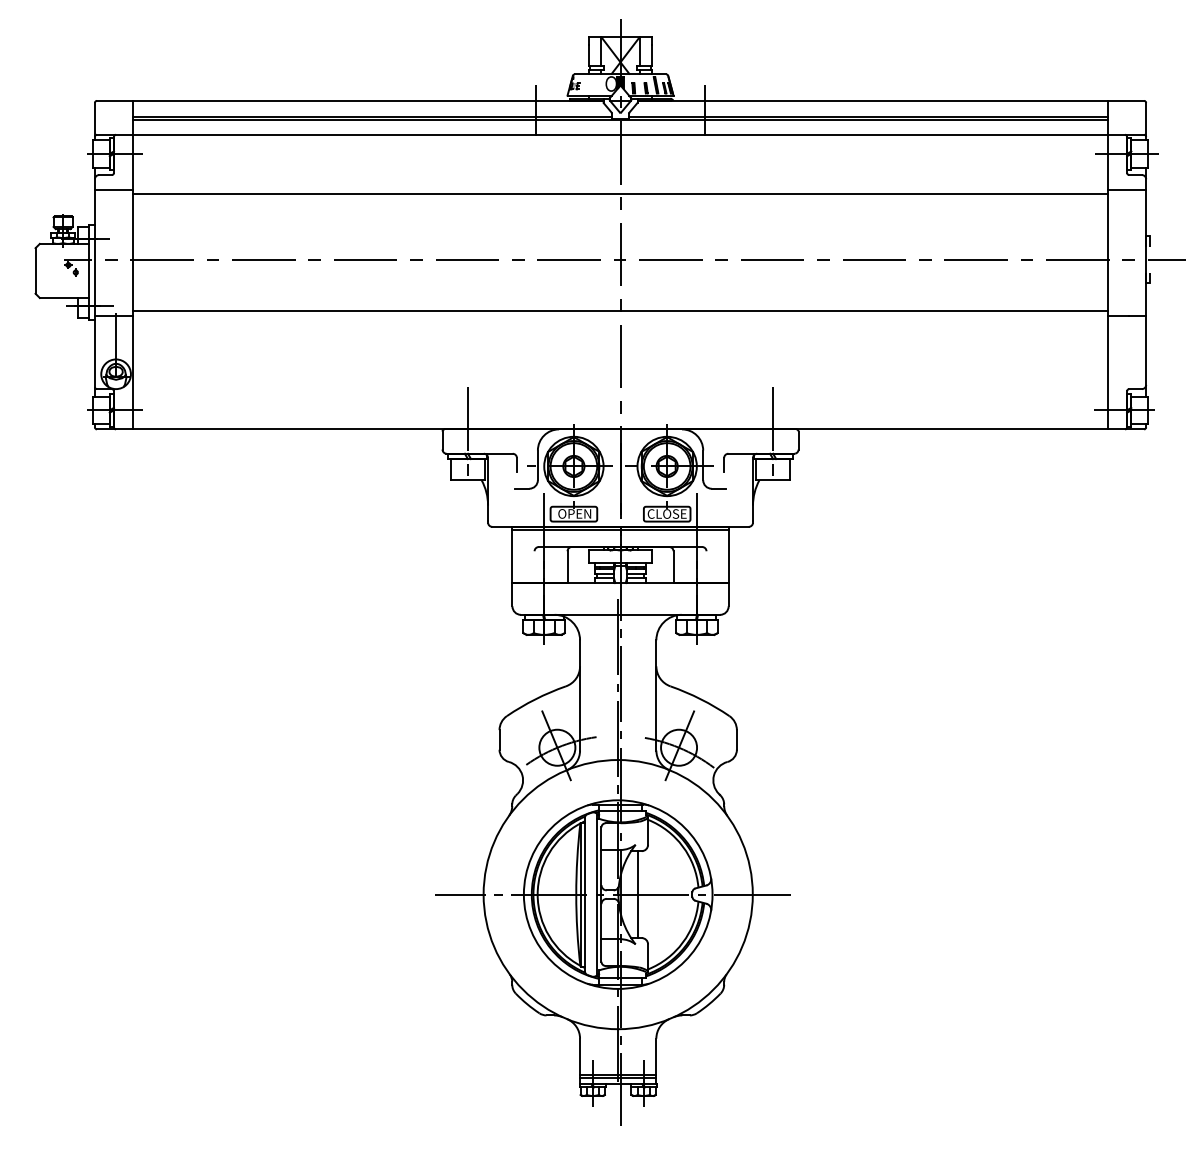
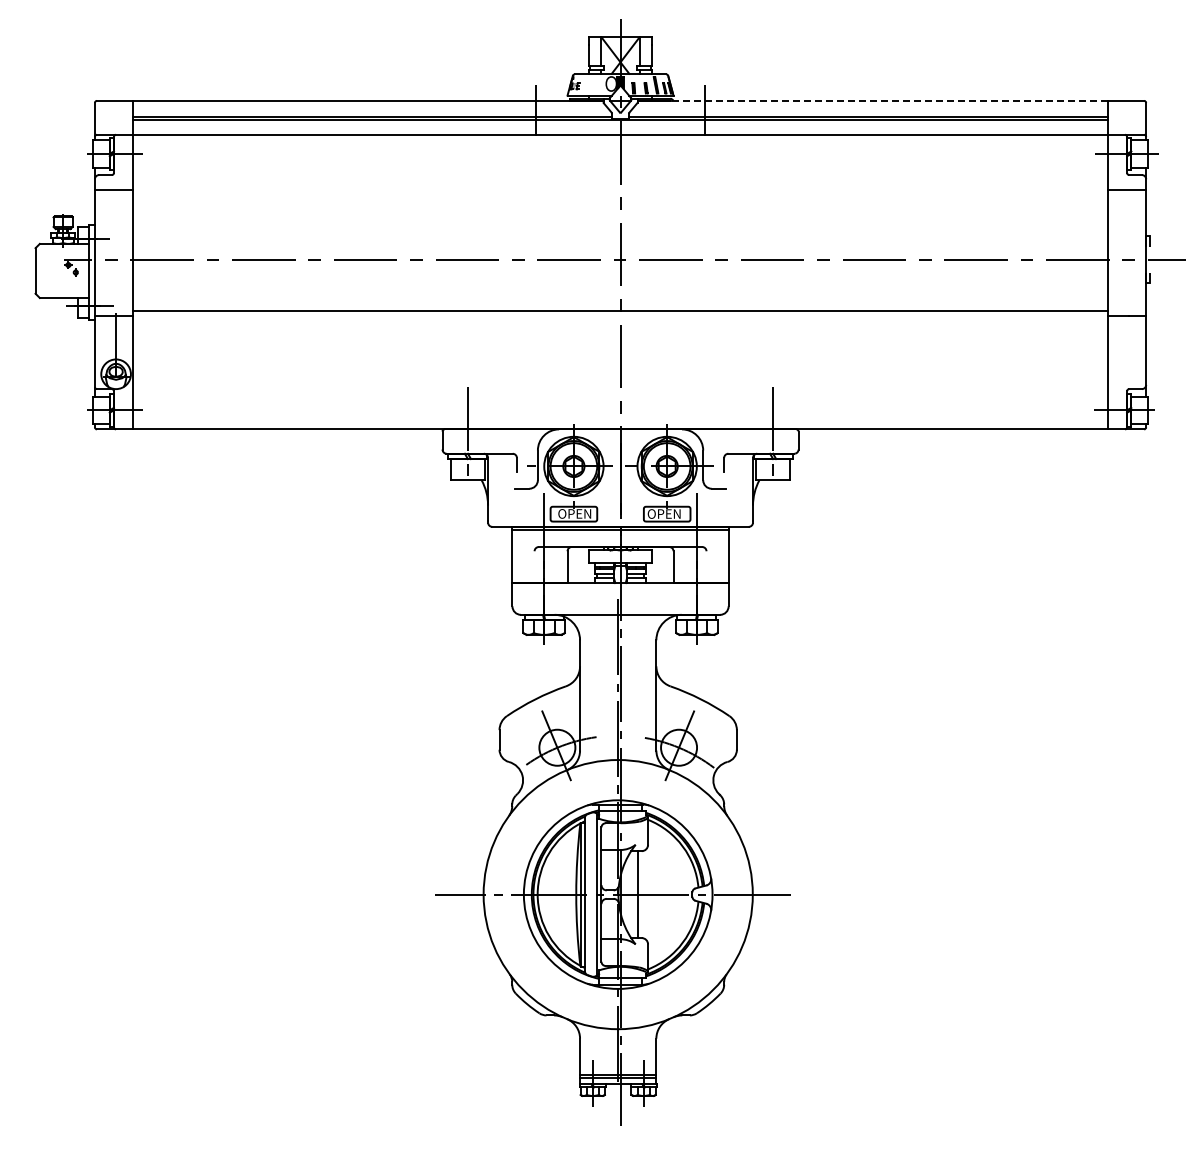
line: solid -> dashed (872, 100)
line: present -> none (620, 193)
text: CLOSE -> OPEN (669, 513)
